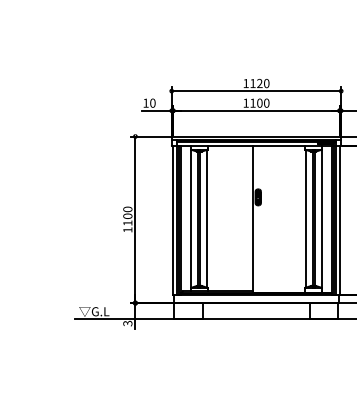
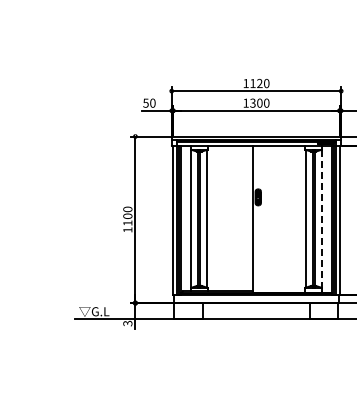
text: 10 -> 50 (145, 102)
text: 1100 -> 1300 (252, 102)
line: solid -> dashed (321, 218)
